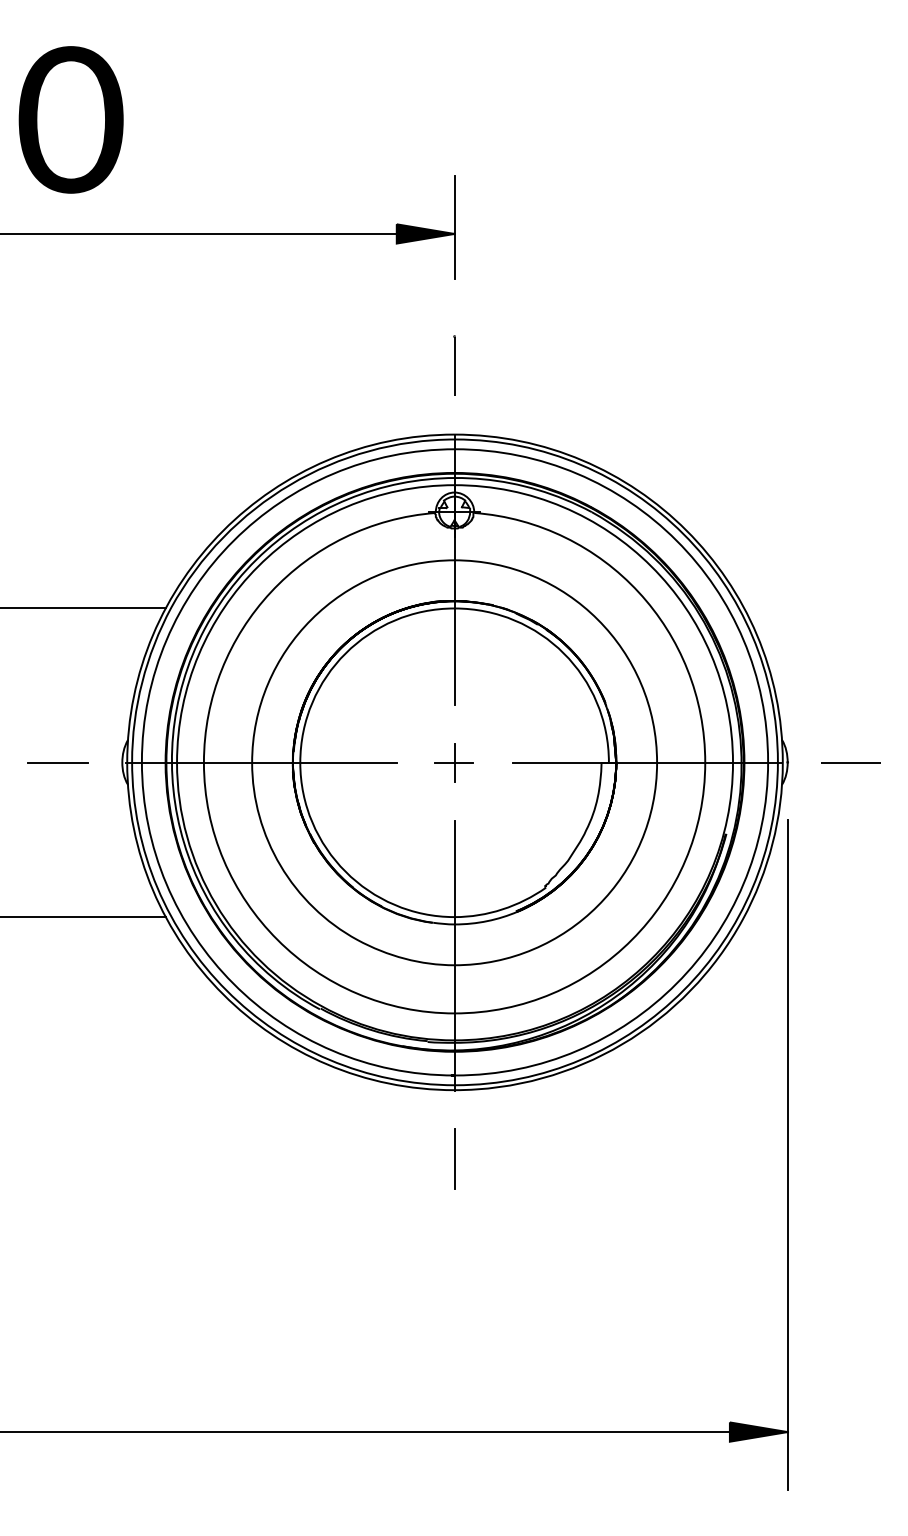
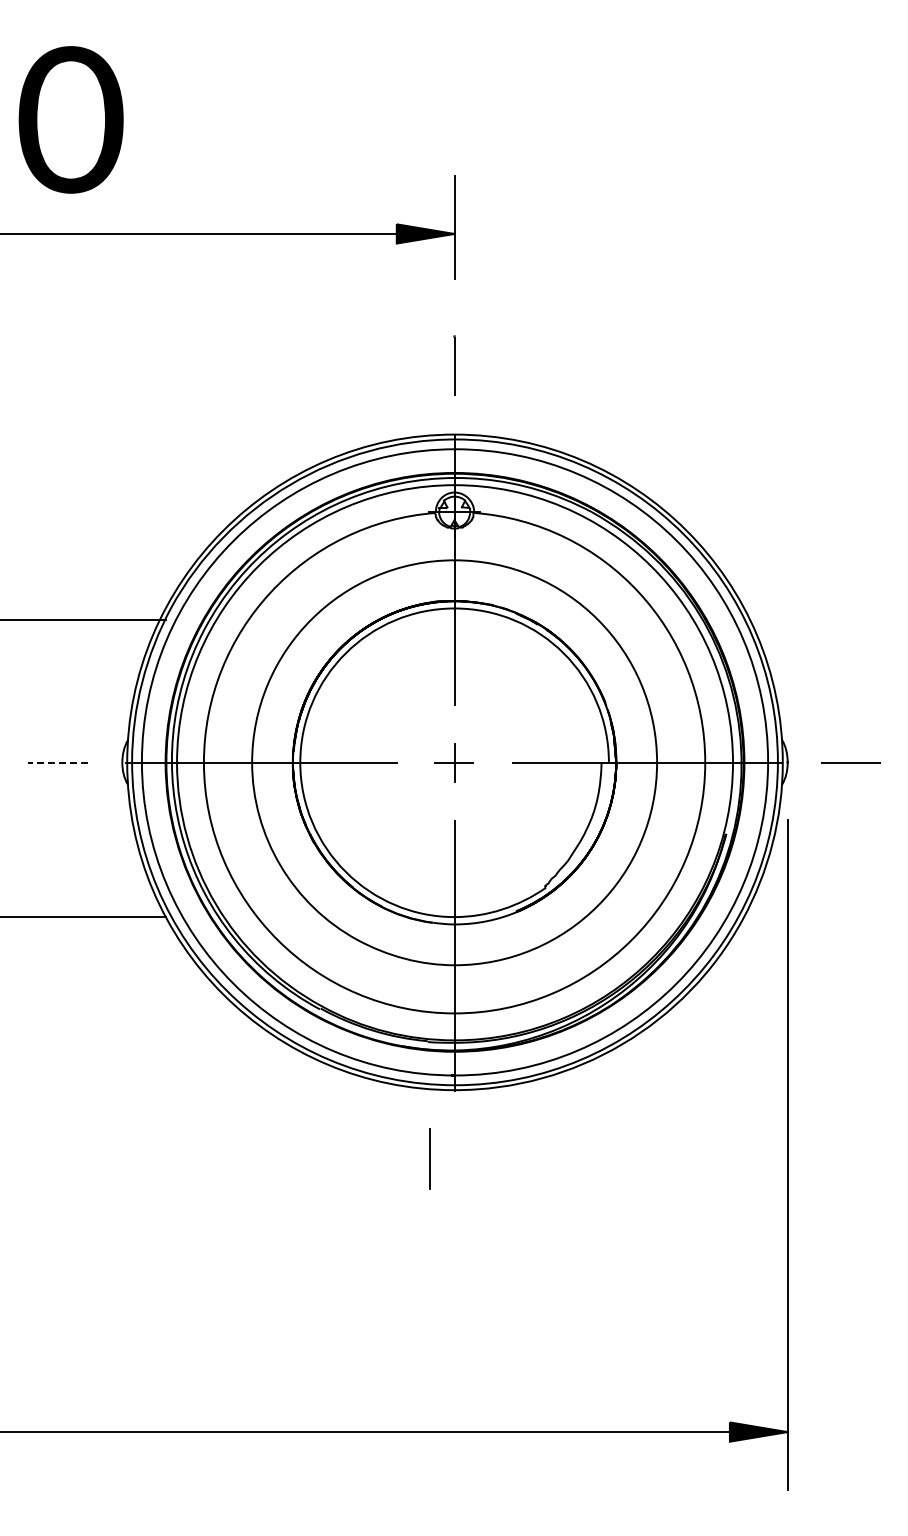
line position: (83, 608) -> (83, 620) (83, 620)
line: solid -> dashed (58, 762)
line position: (454, 1158) -> (429, 1158) (429, 1158)
